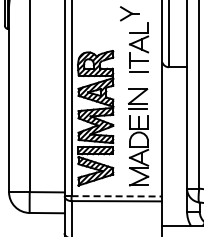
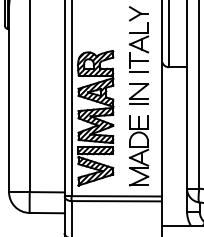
part position: (129, 13) -> (138, 13) (138, 13)
part position: (138, 98) -> (139, 93) (139, 93)
line: dashed -> solid (117, 196)
